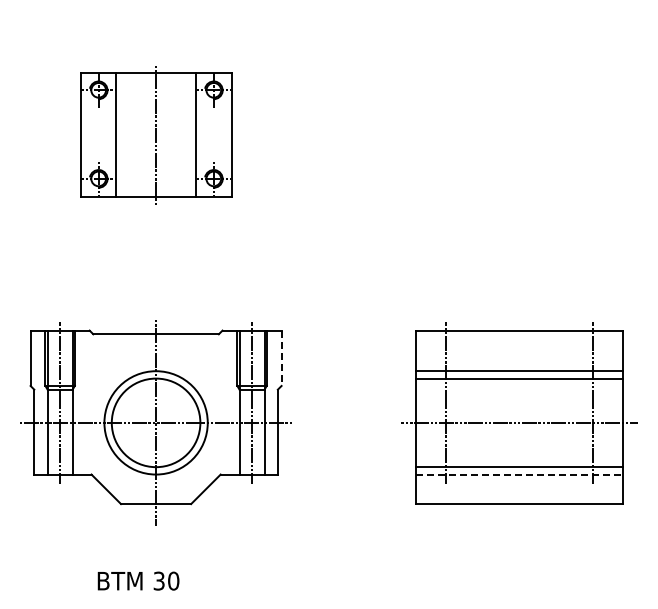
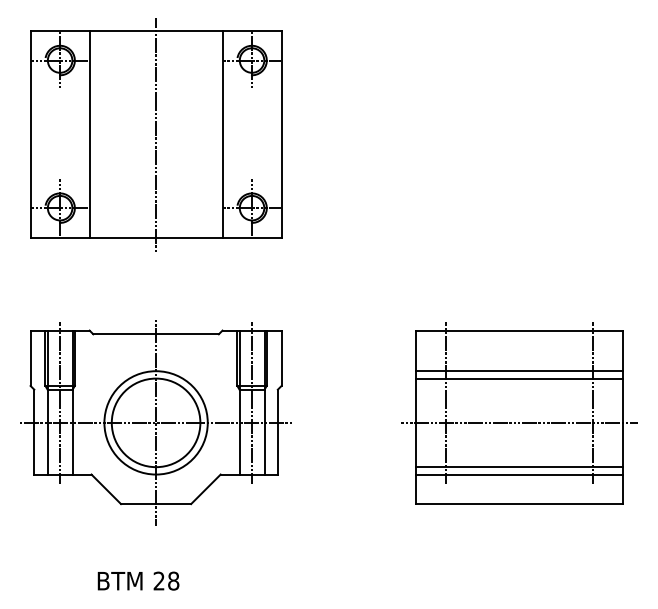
part size: 153x139 px -> 253x234 px (156, 134)
line: dashed -> solid (281, 358)
line: dashed -> solid (519, 474)
text: 30 -> 28 (166, 581)
